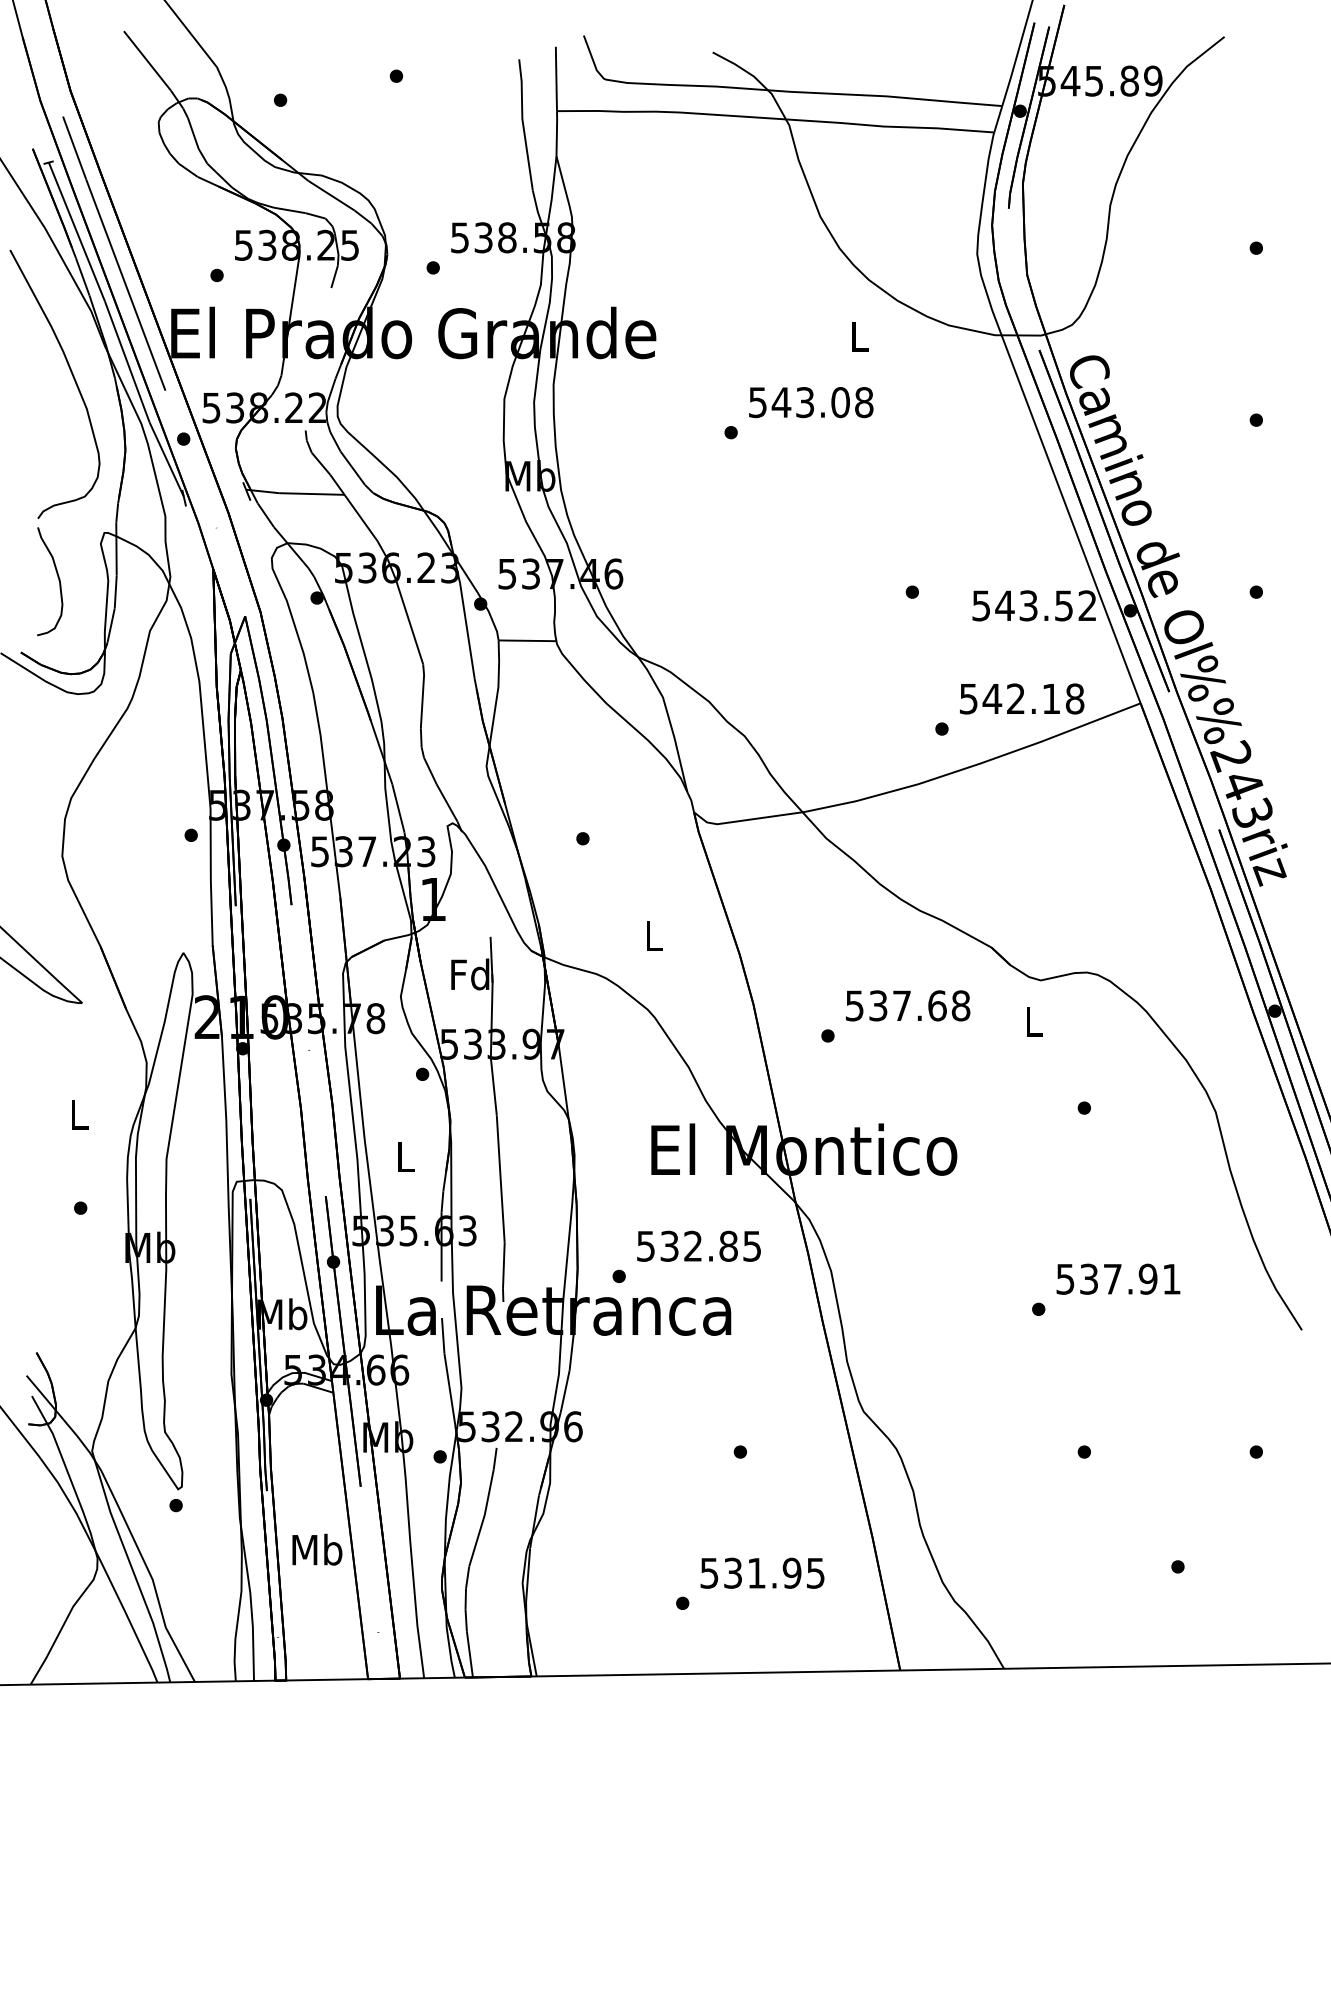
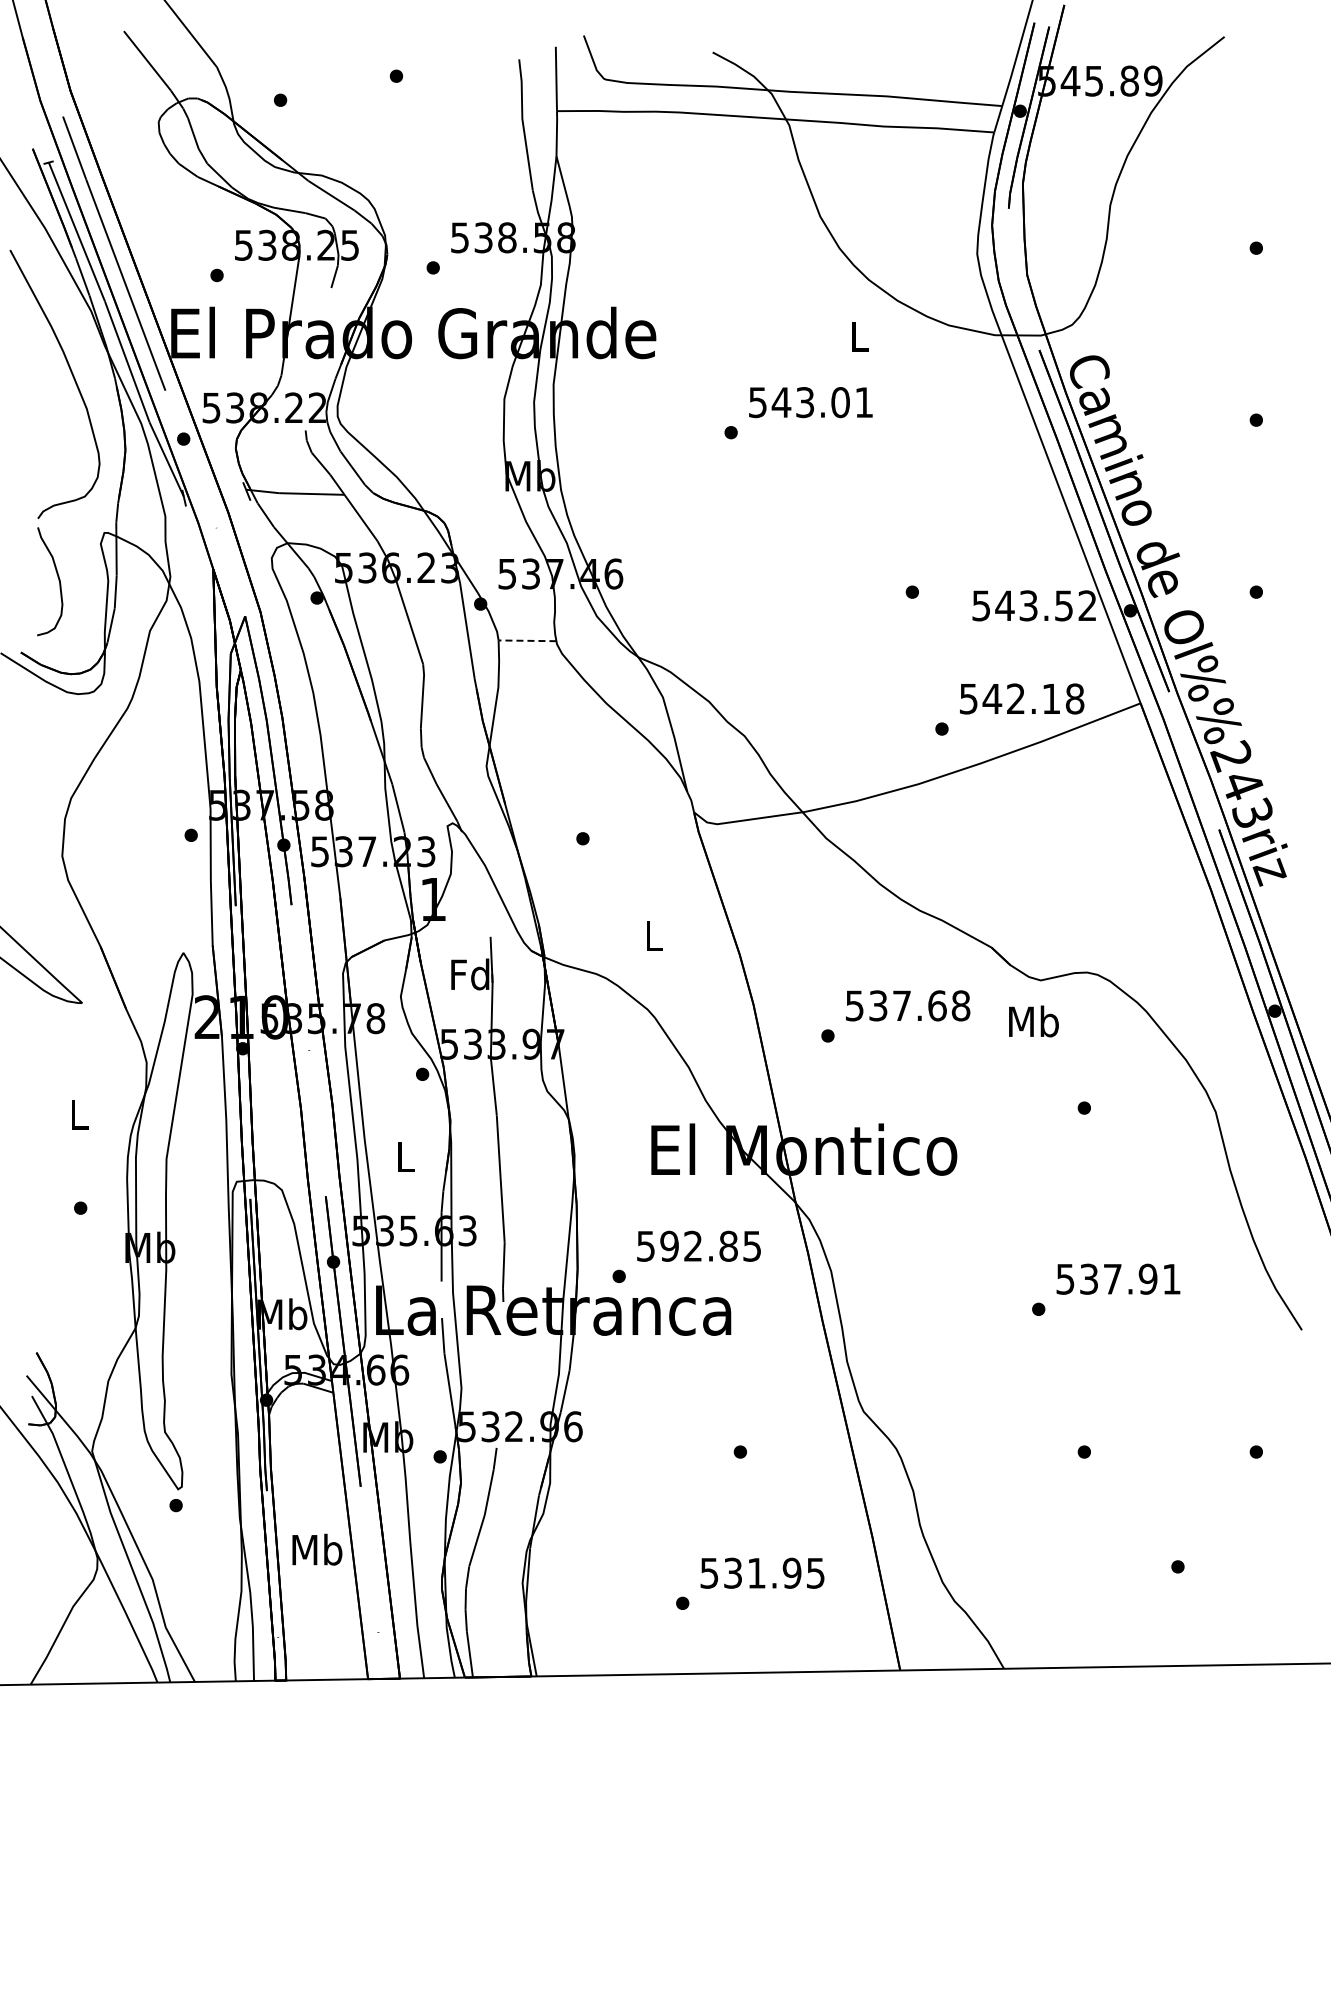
text: 543.08 -> 543.01 (864, 402)
line: solid -> dashed (527, 640)
text: L -> Mb (1033, 1021)
text: 532.85 -> 592.85 (669, 1245)
